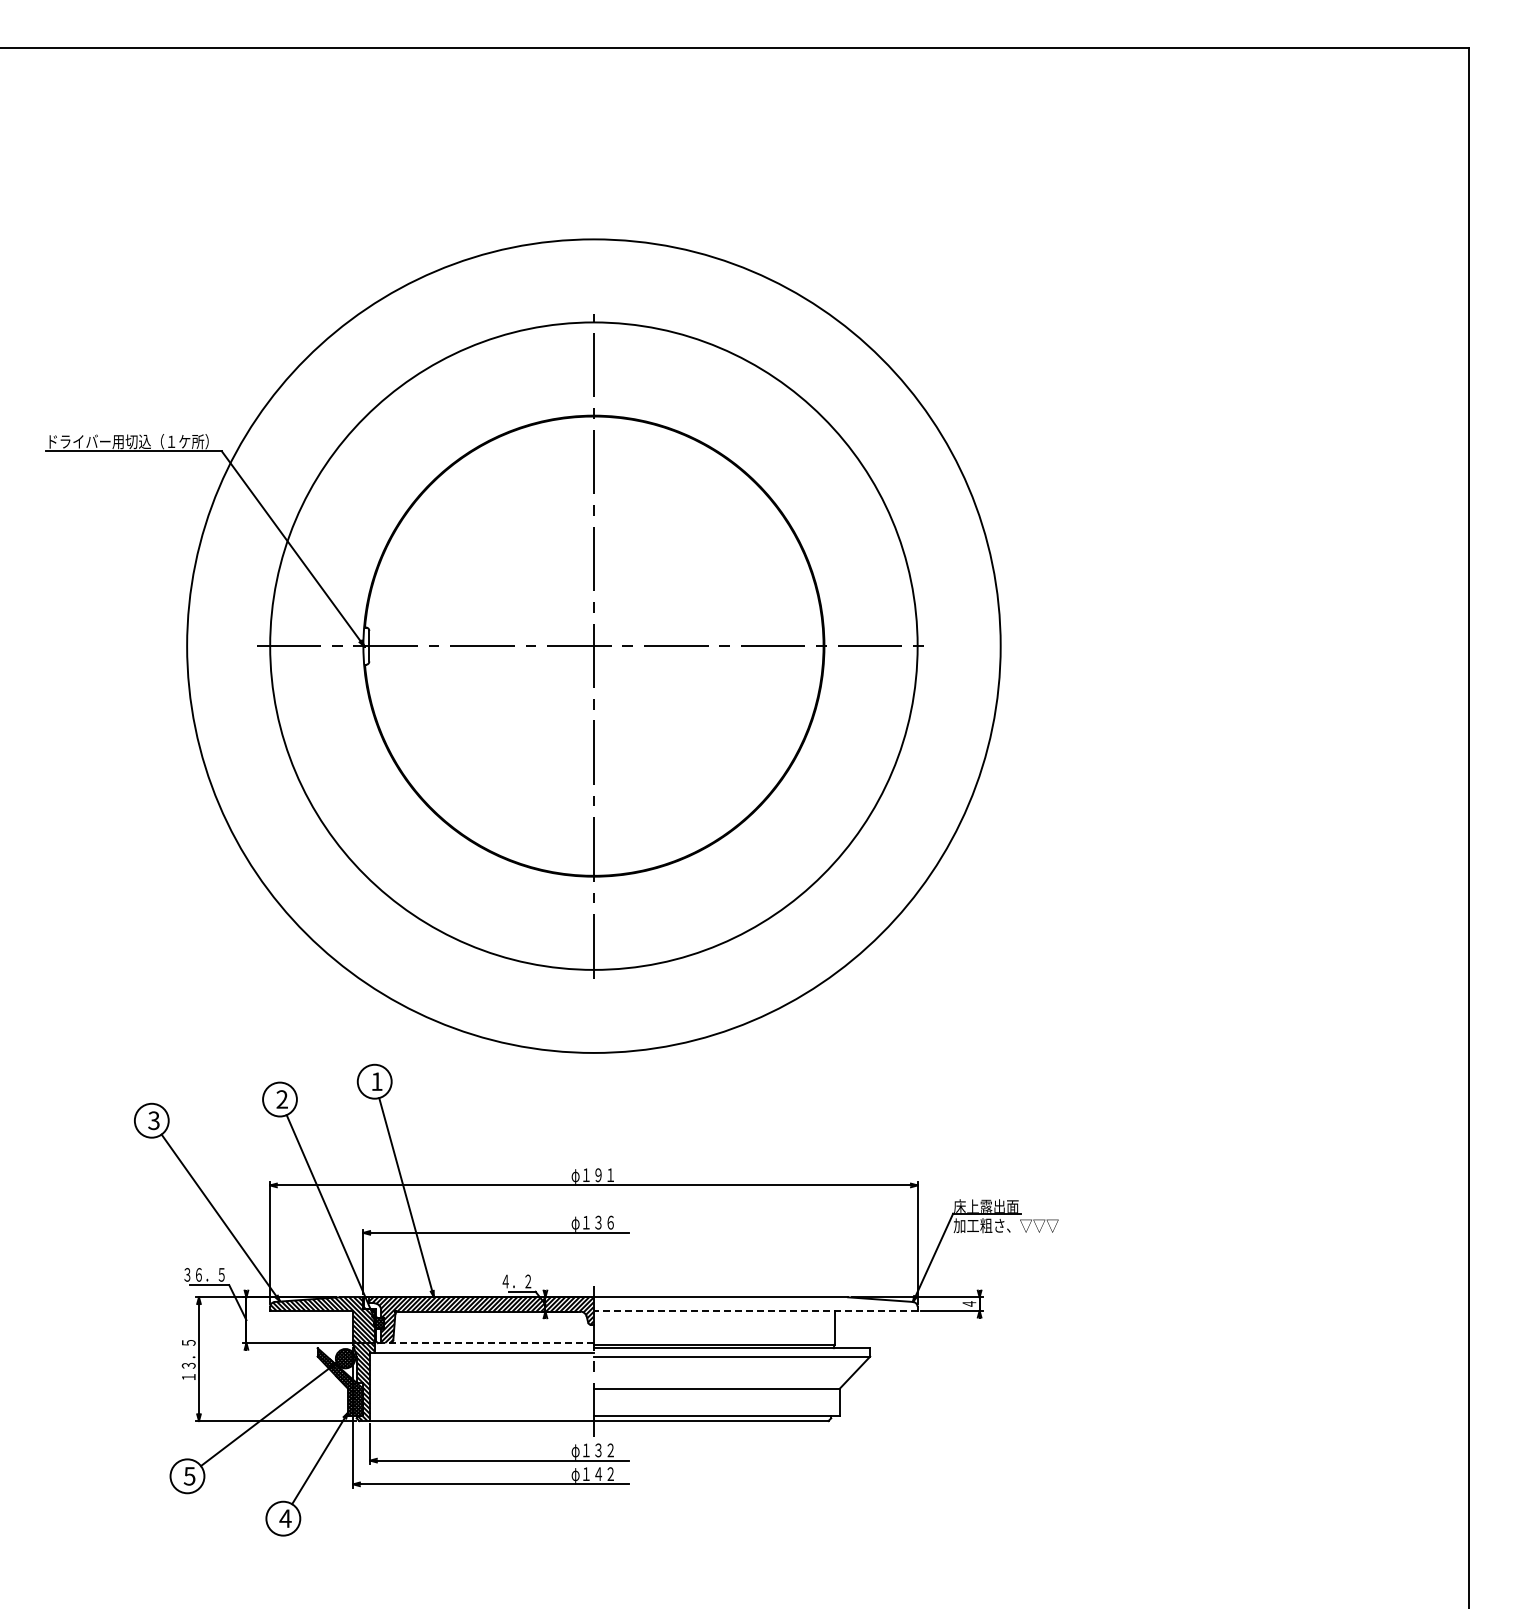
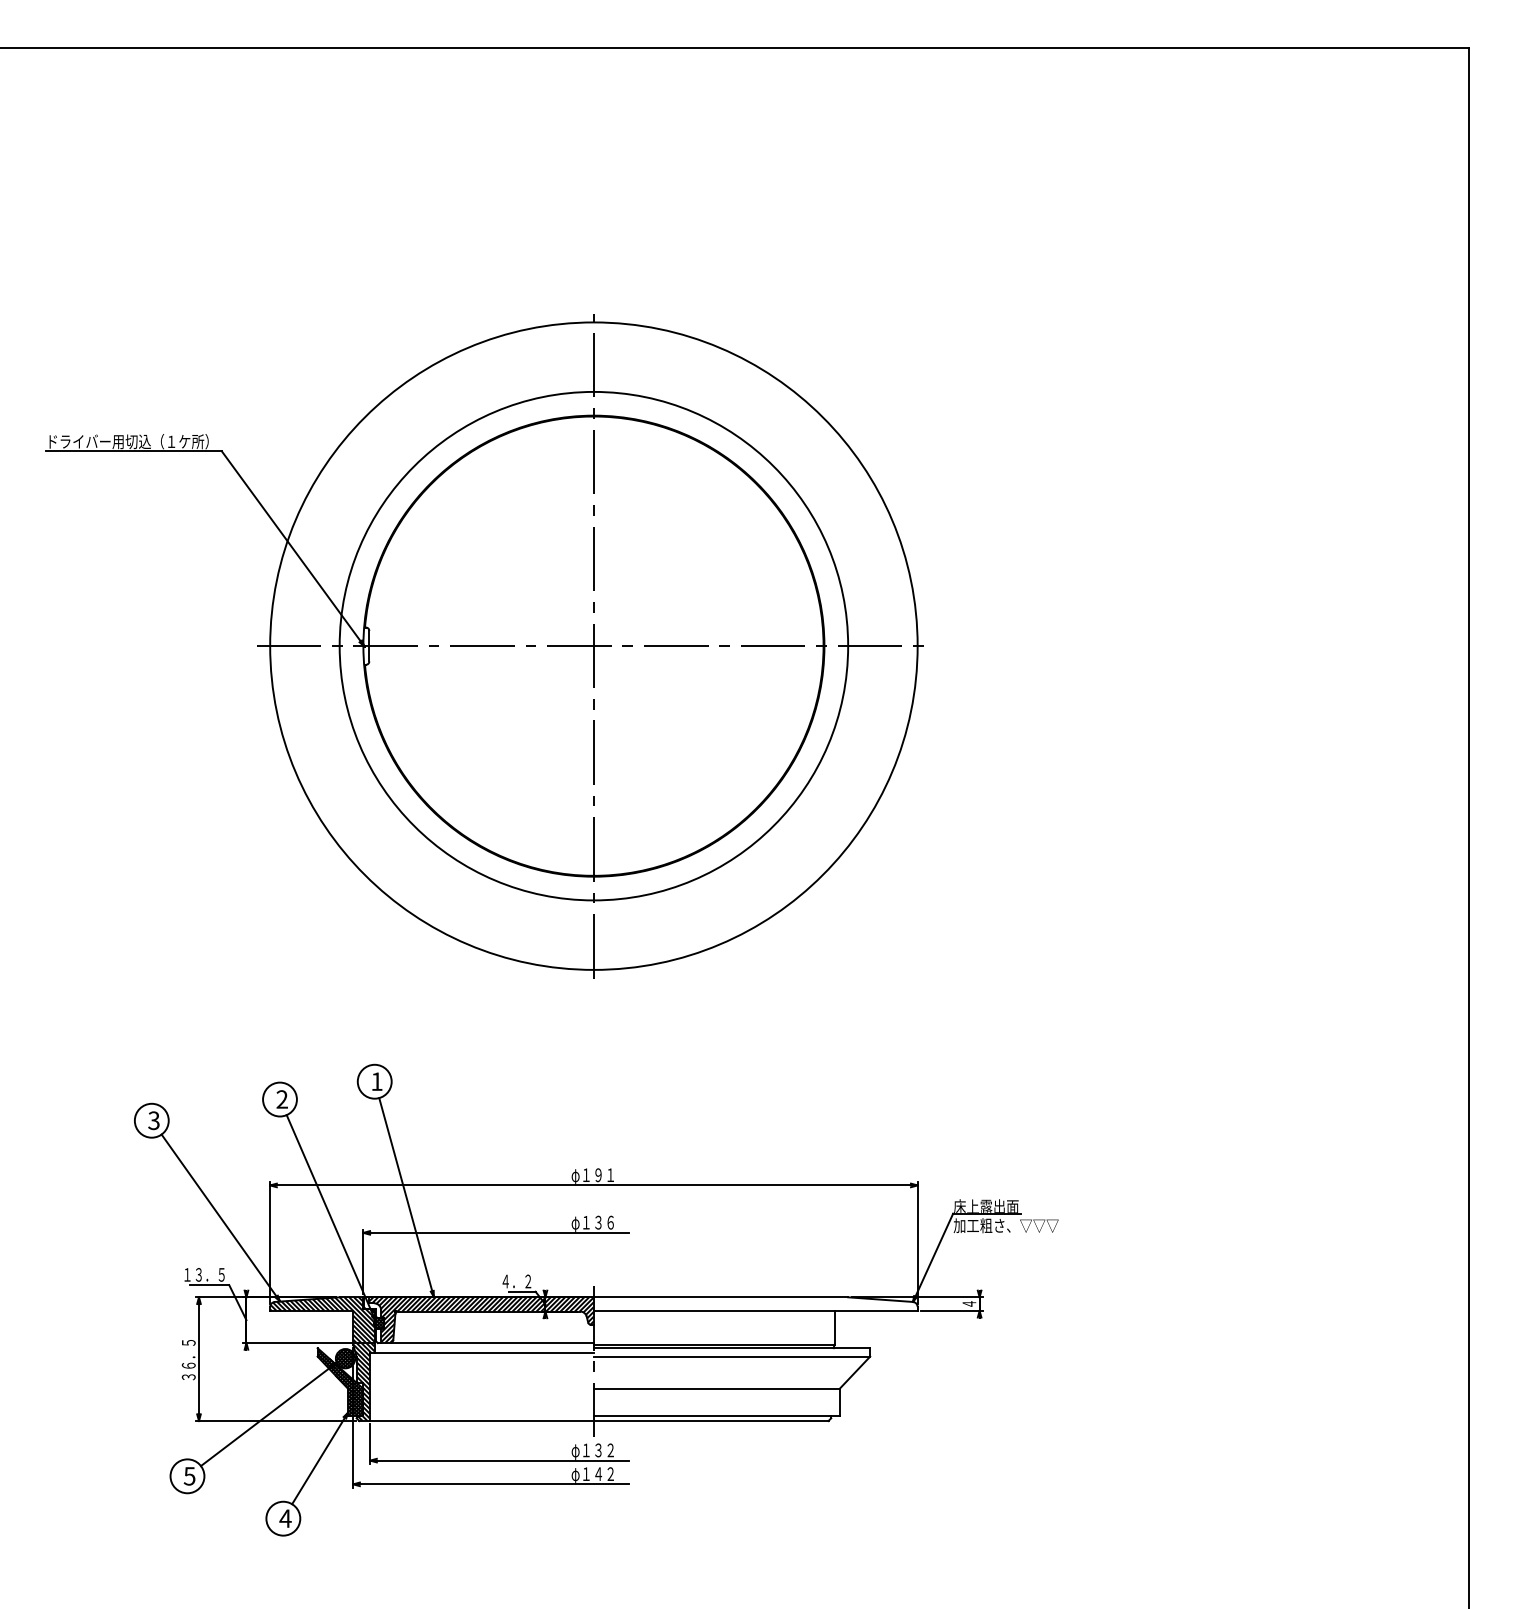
circle diameter: 814 px -> 508 px (593, 645)
text: ３６．５ -> １３．５ (192, 1274)
line: dashed -> solid (755, 1310)
line: dashed -> solid (486, 1343)
text: １３．５ -> ３６．５ (188, 1371)
